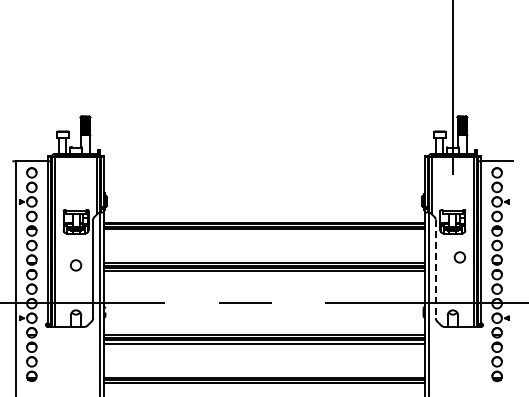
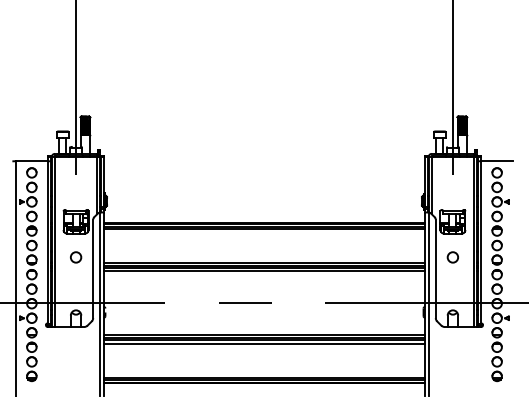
line: none -> present (76, 88)
circle position: (459, 257) -> (452, 257) (452, 257)
circle position: (76, 265) -> (76, 257) (76, 257)
line: dashed -> solid (435, 269)
